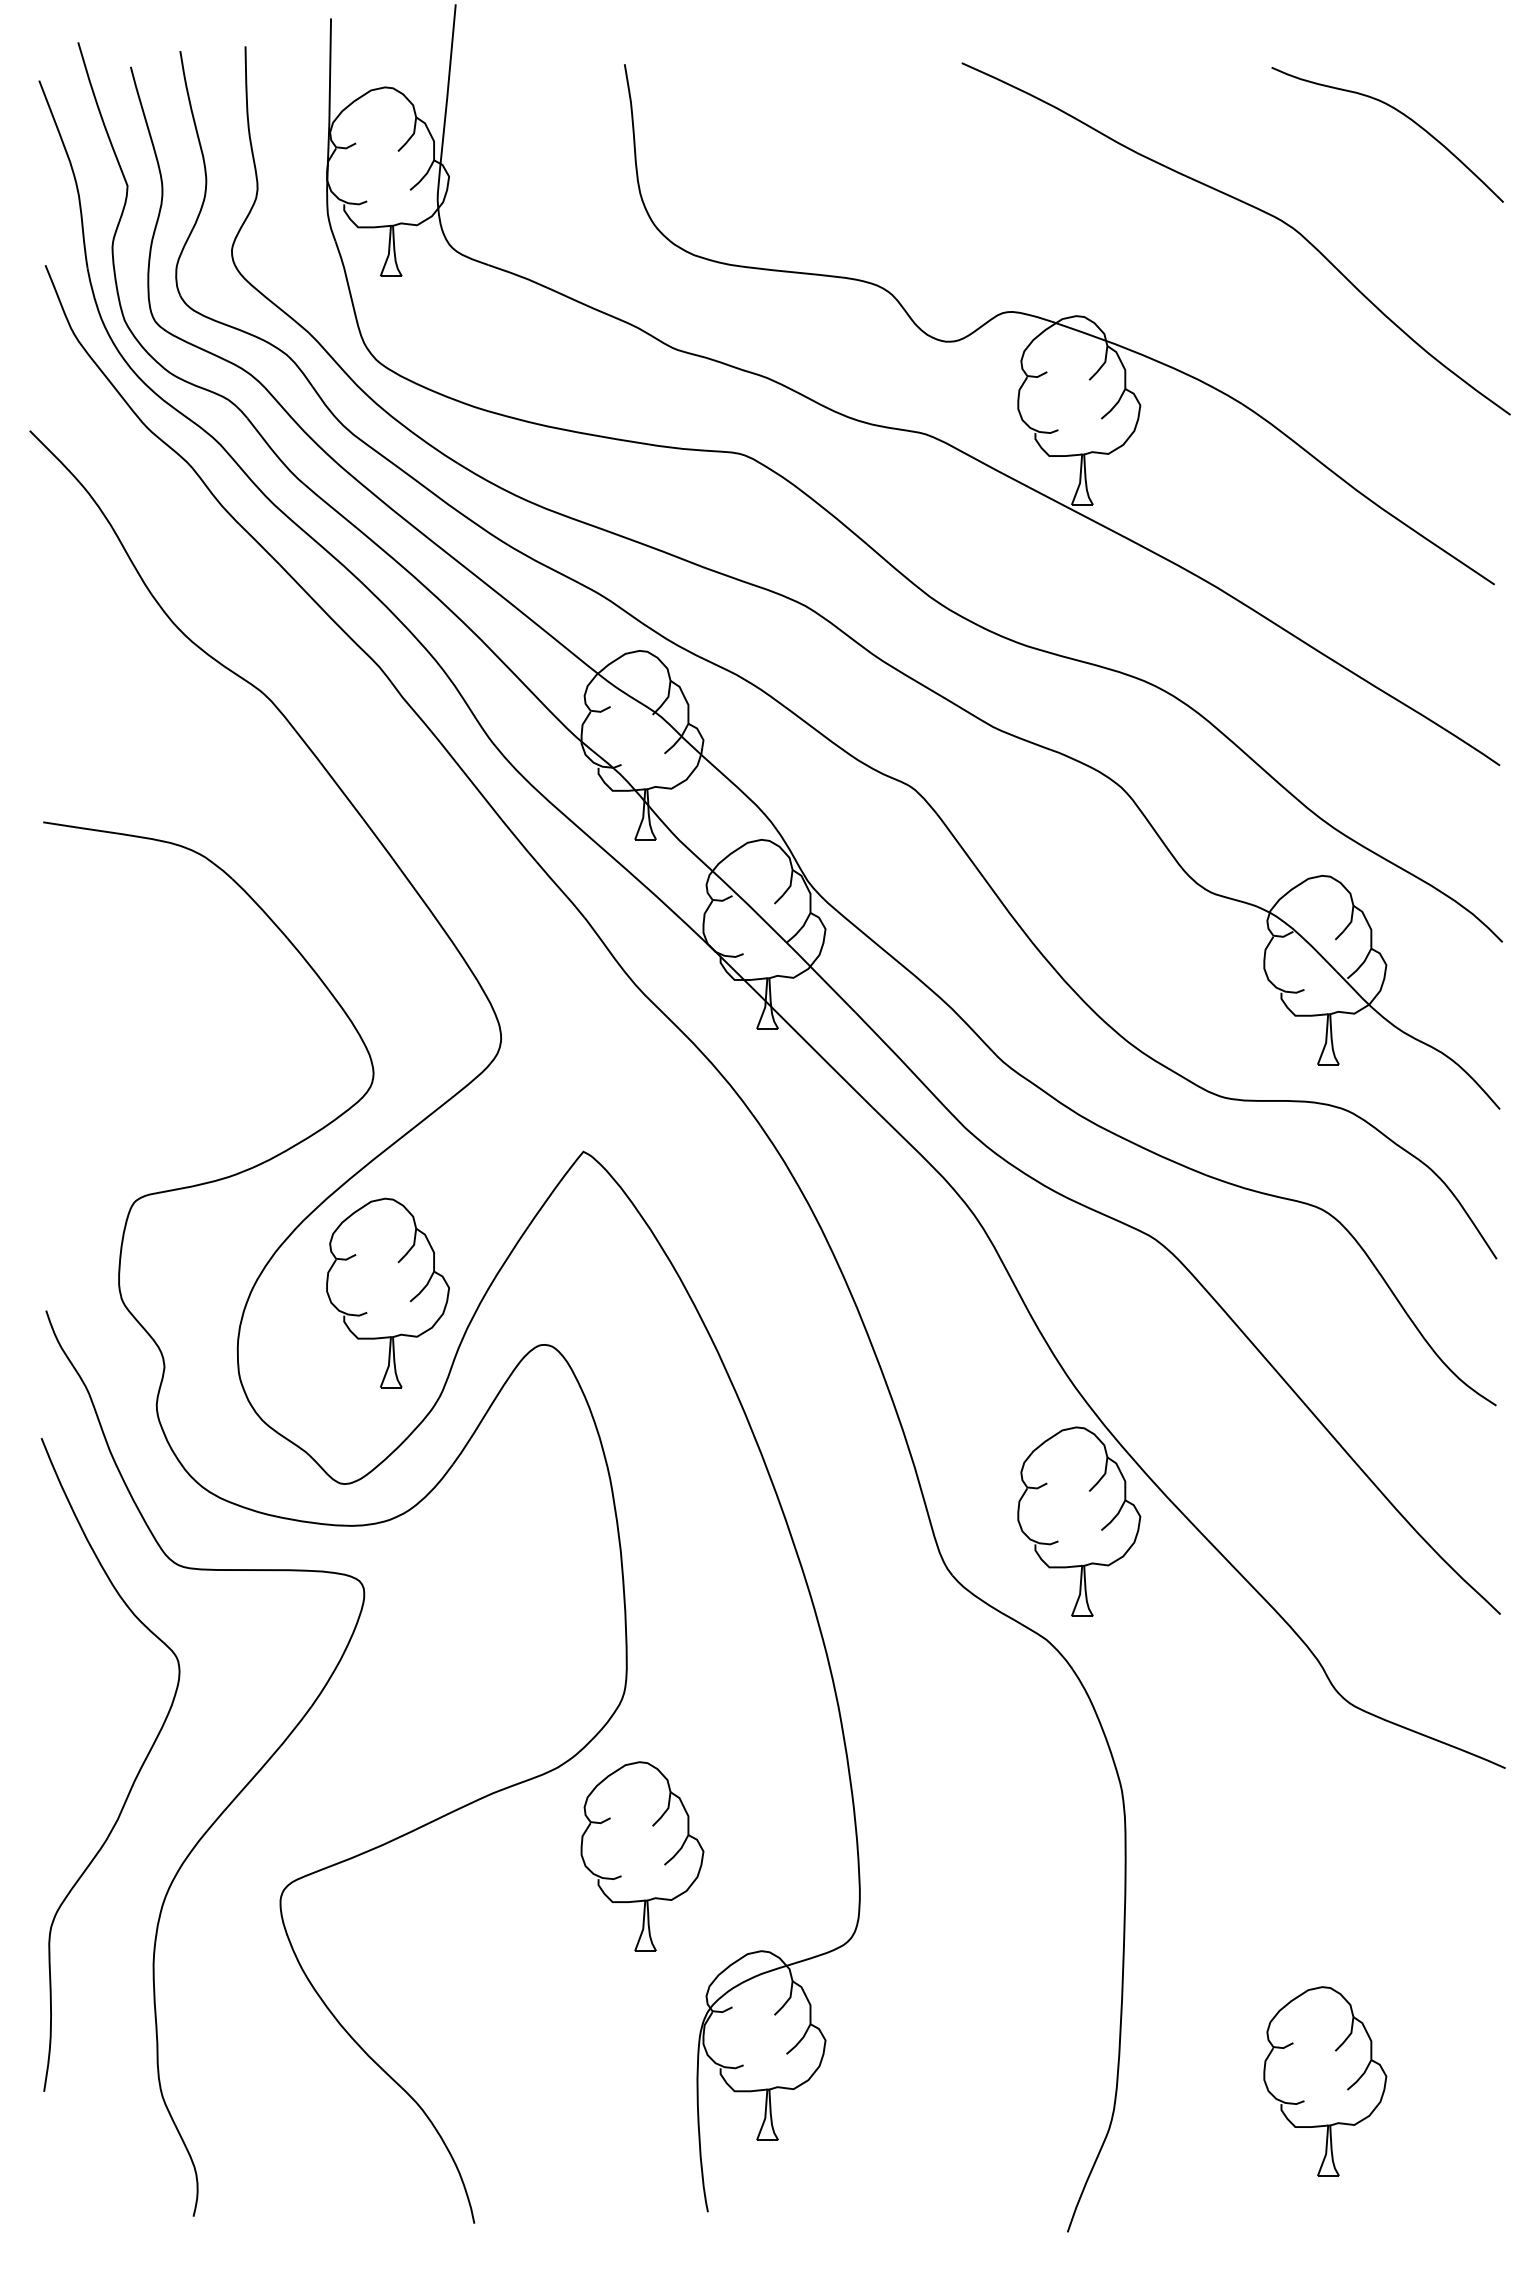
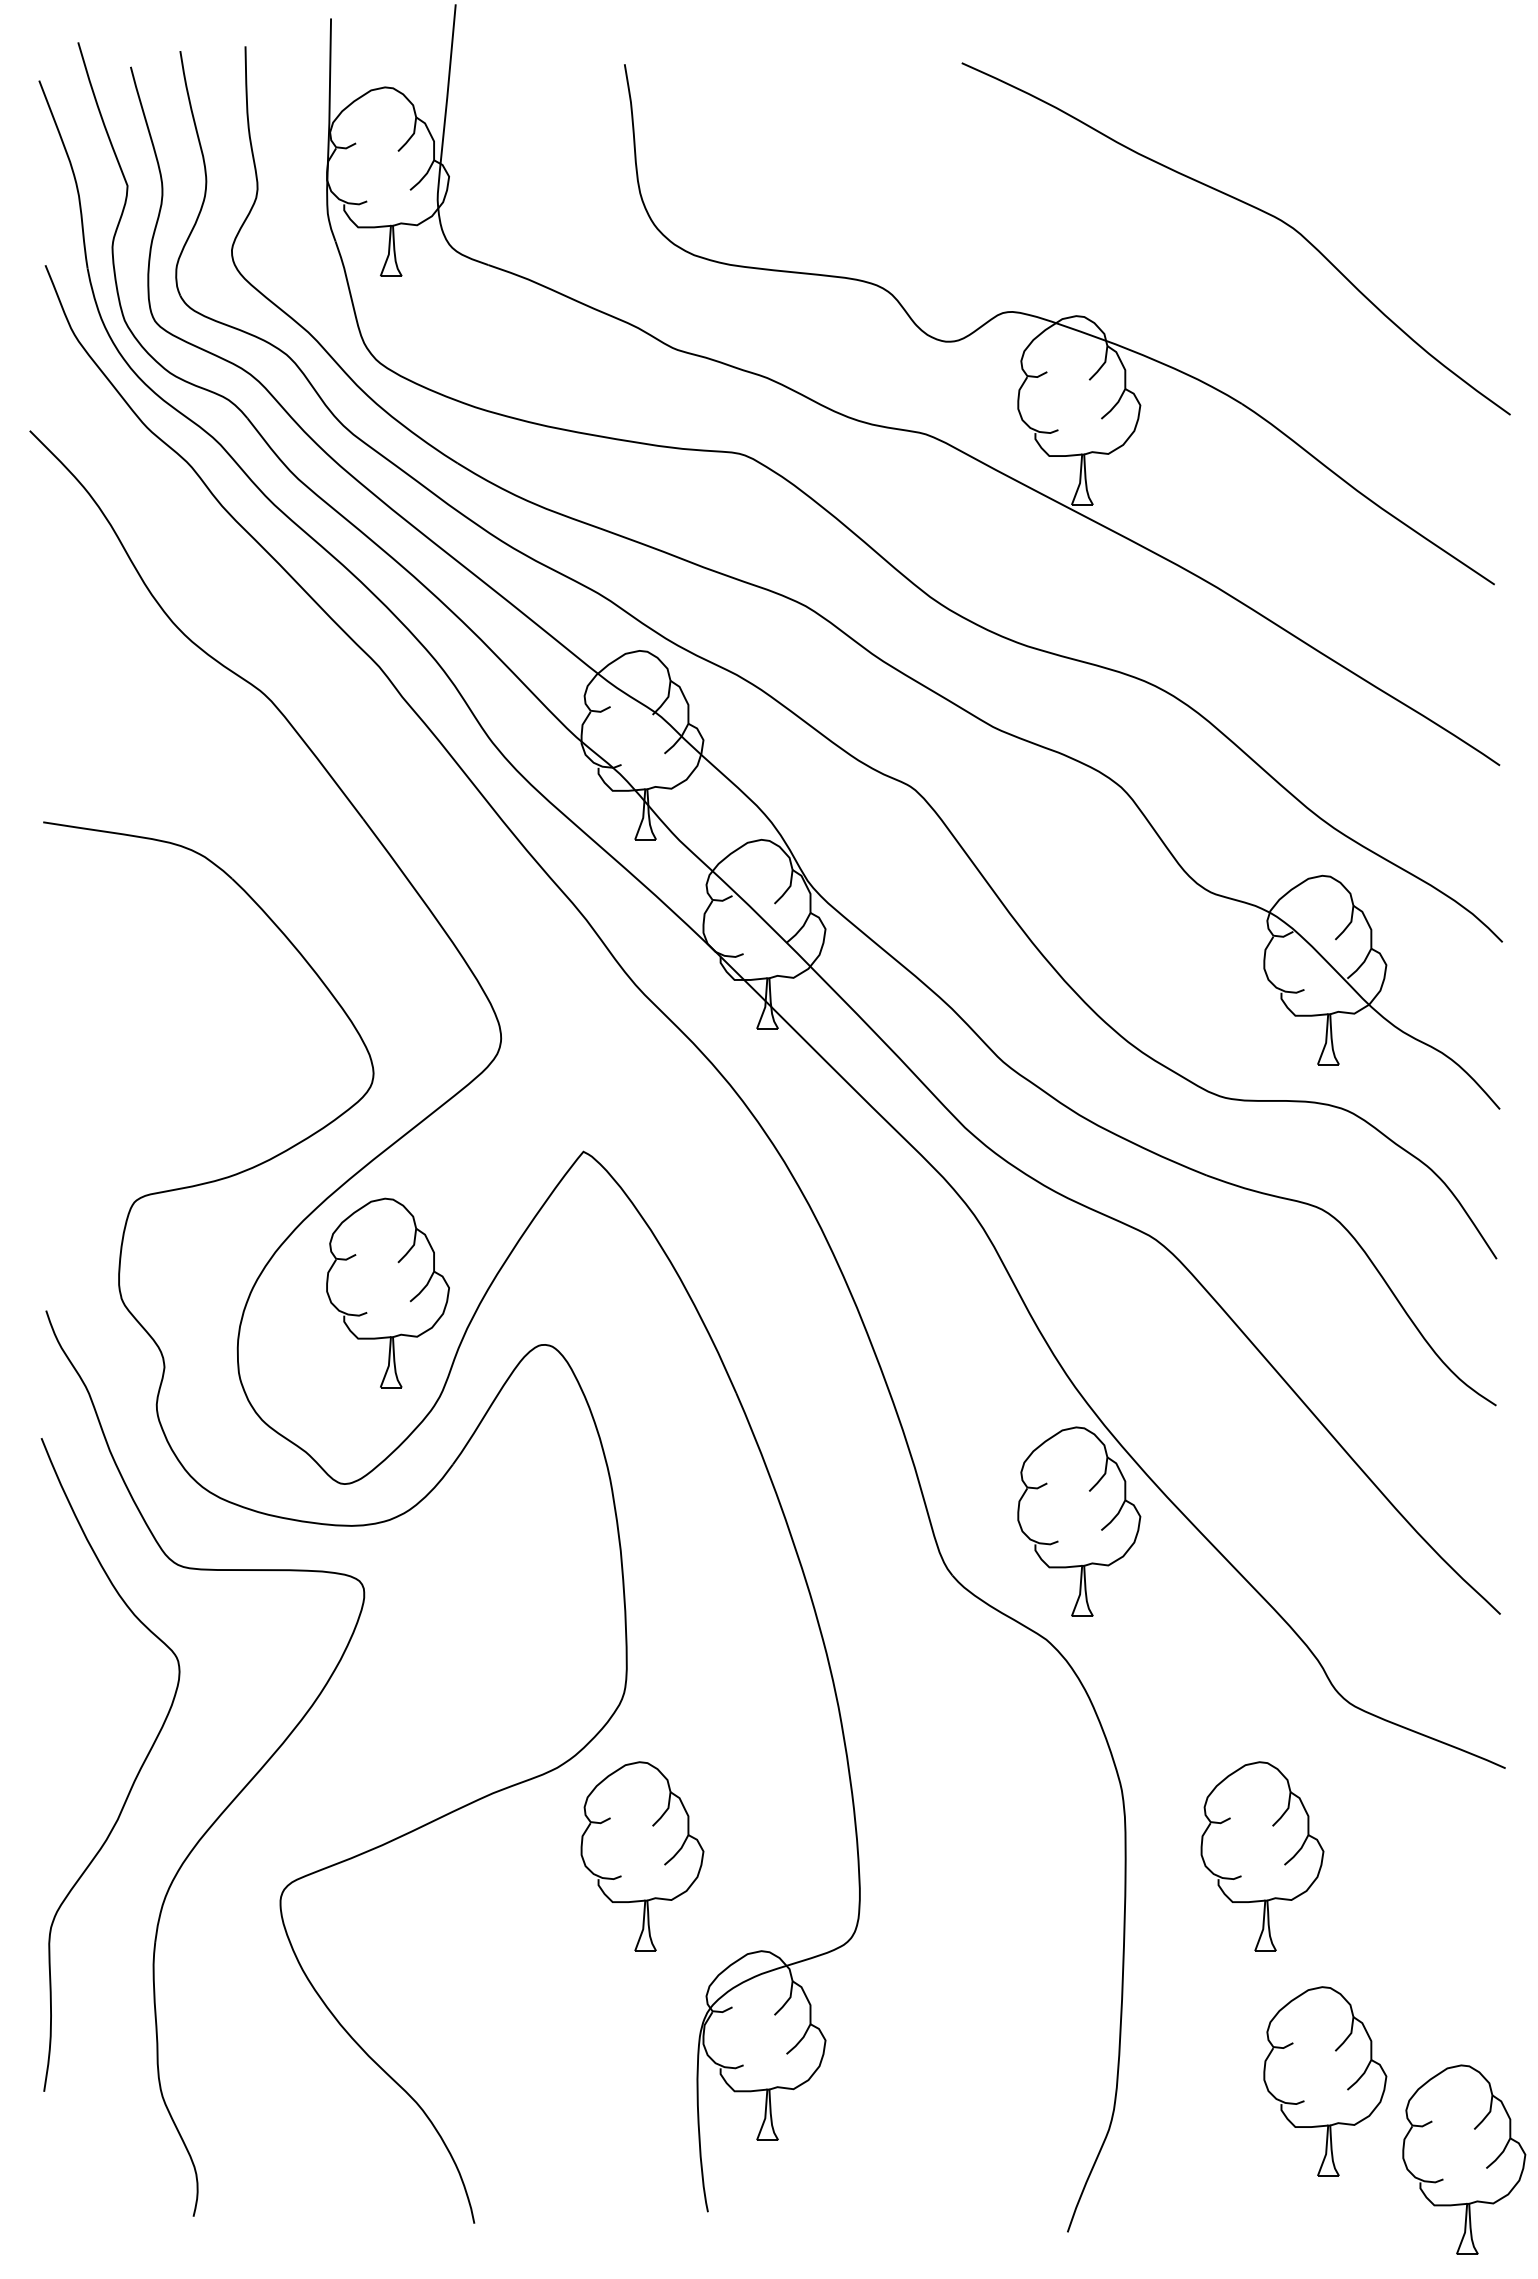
curve: present -> none (1398, 112)
part: none -> present (1262, 1856)
part: none -> present (1464, 2159)
